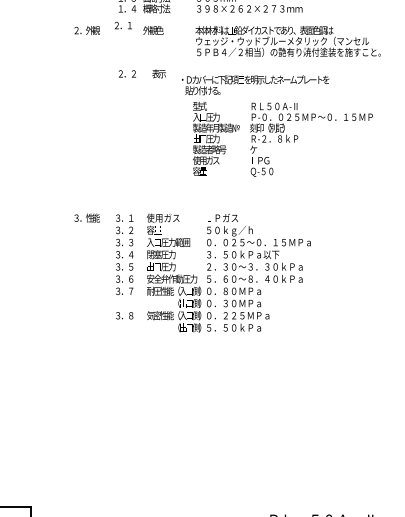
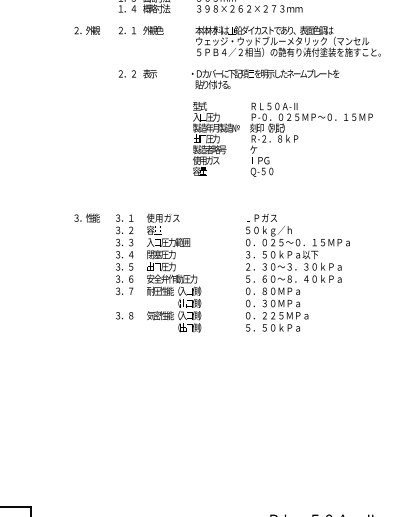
text position: (123, 25) -> (127, 30) (127, 30)
text position: (158, 73) -> (149, 73) (149, 73)
text position: (255, 85) -> (265, 79) (265, 79)
text position: (258, 272) -> (297, 272) (297, 272)
